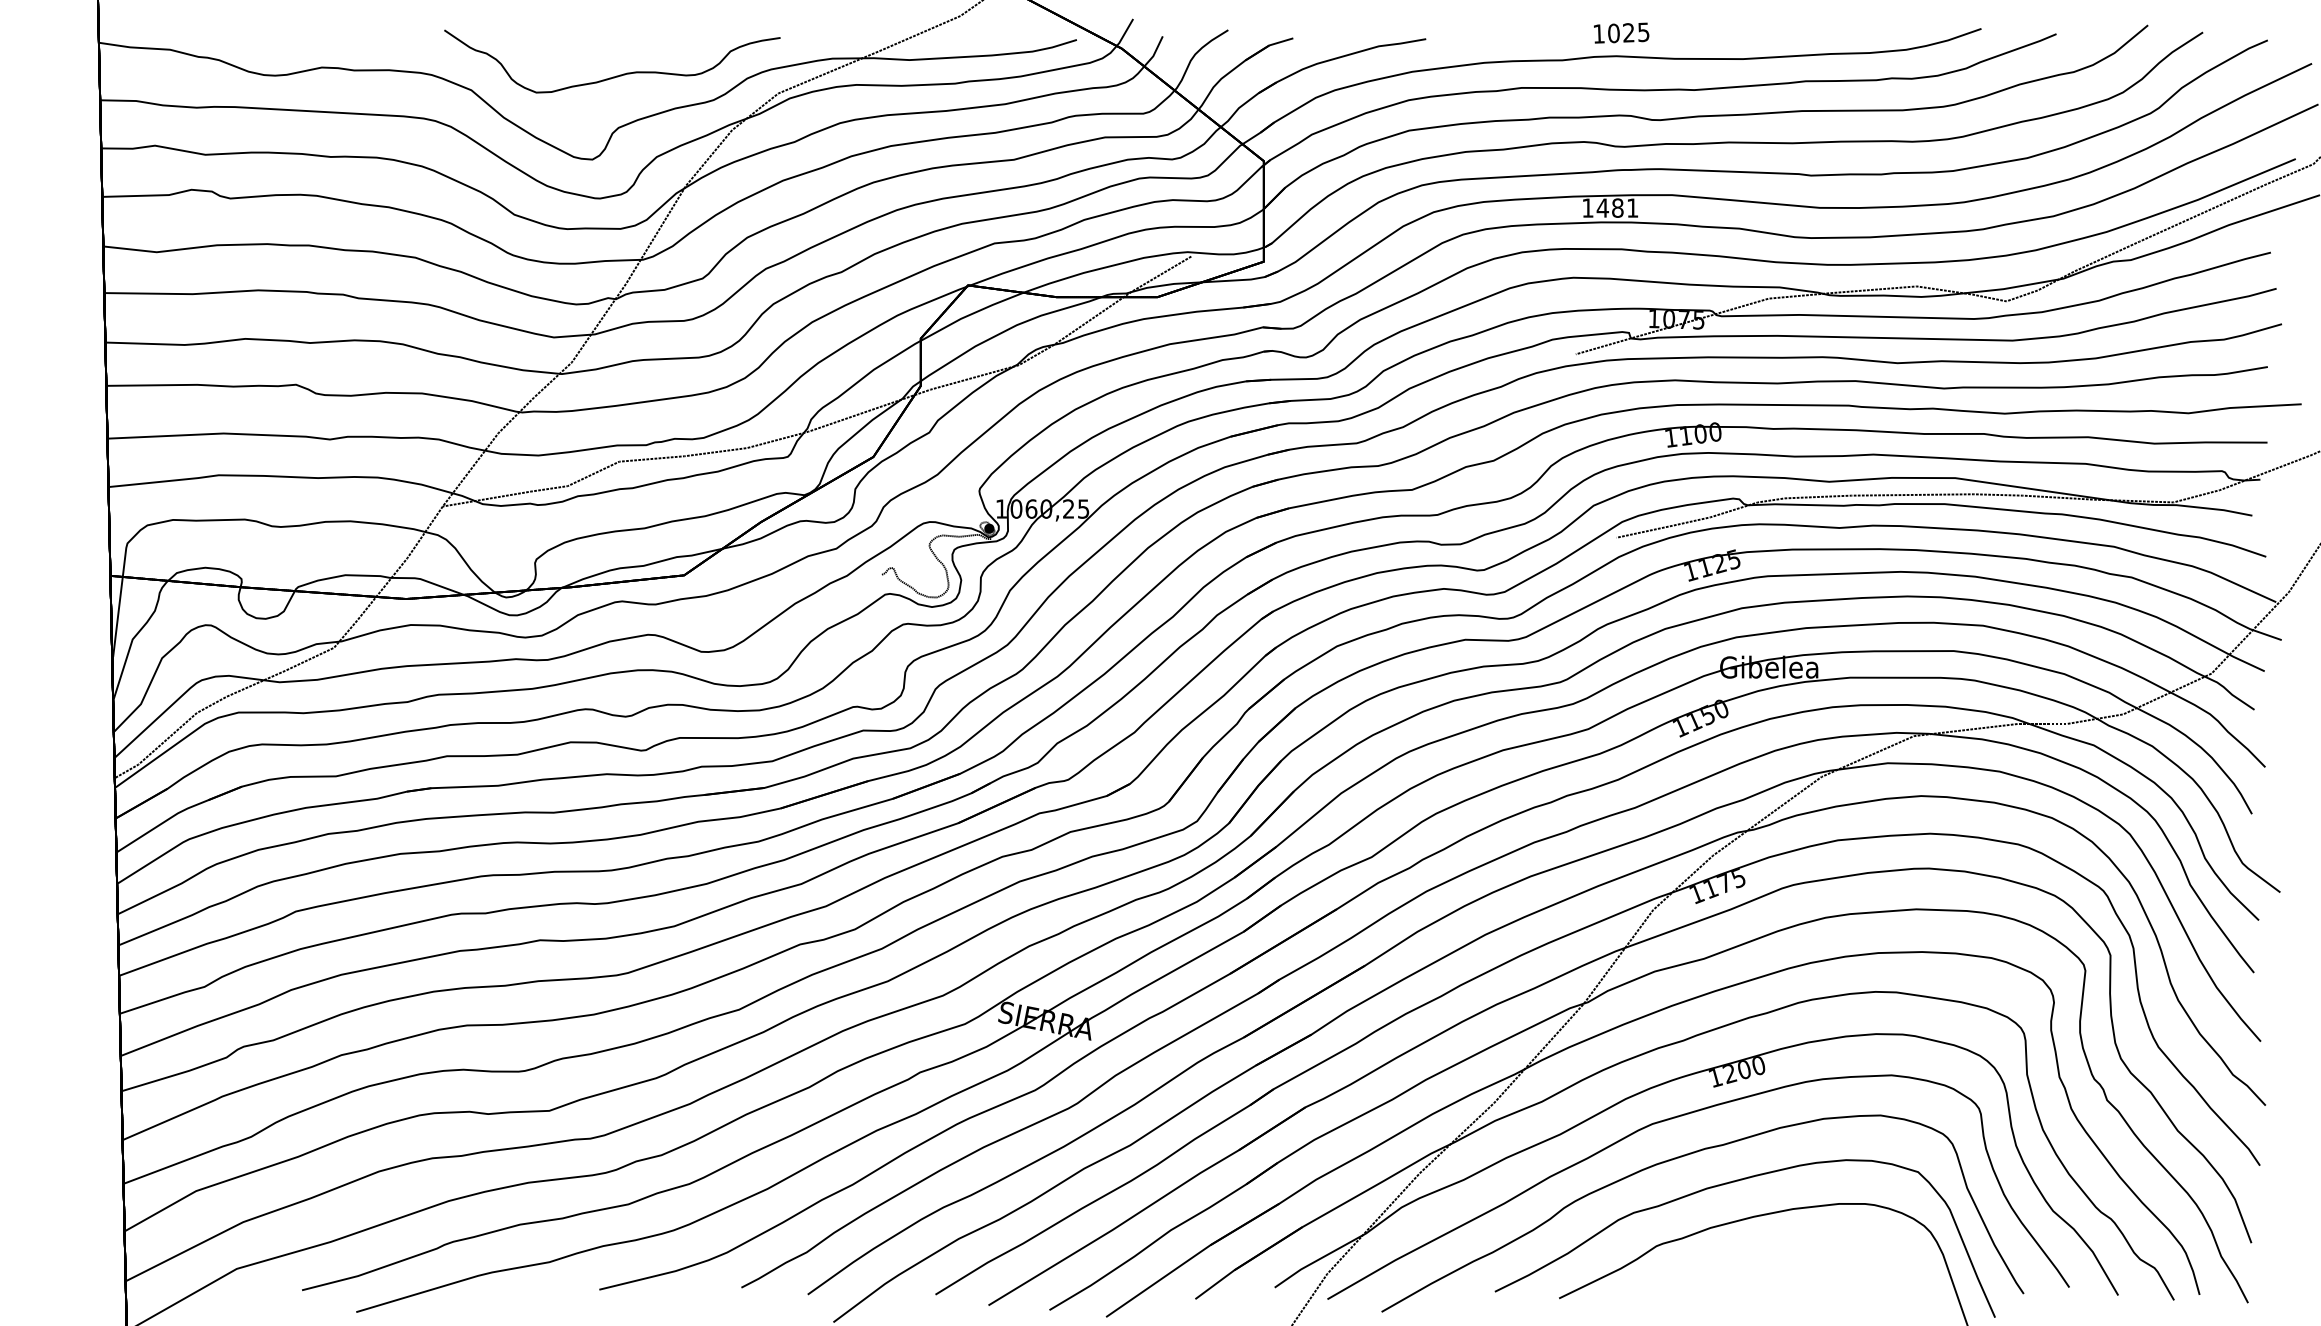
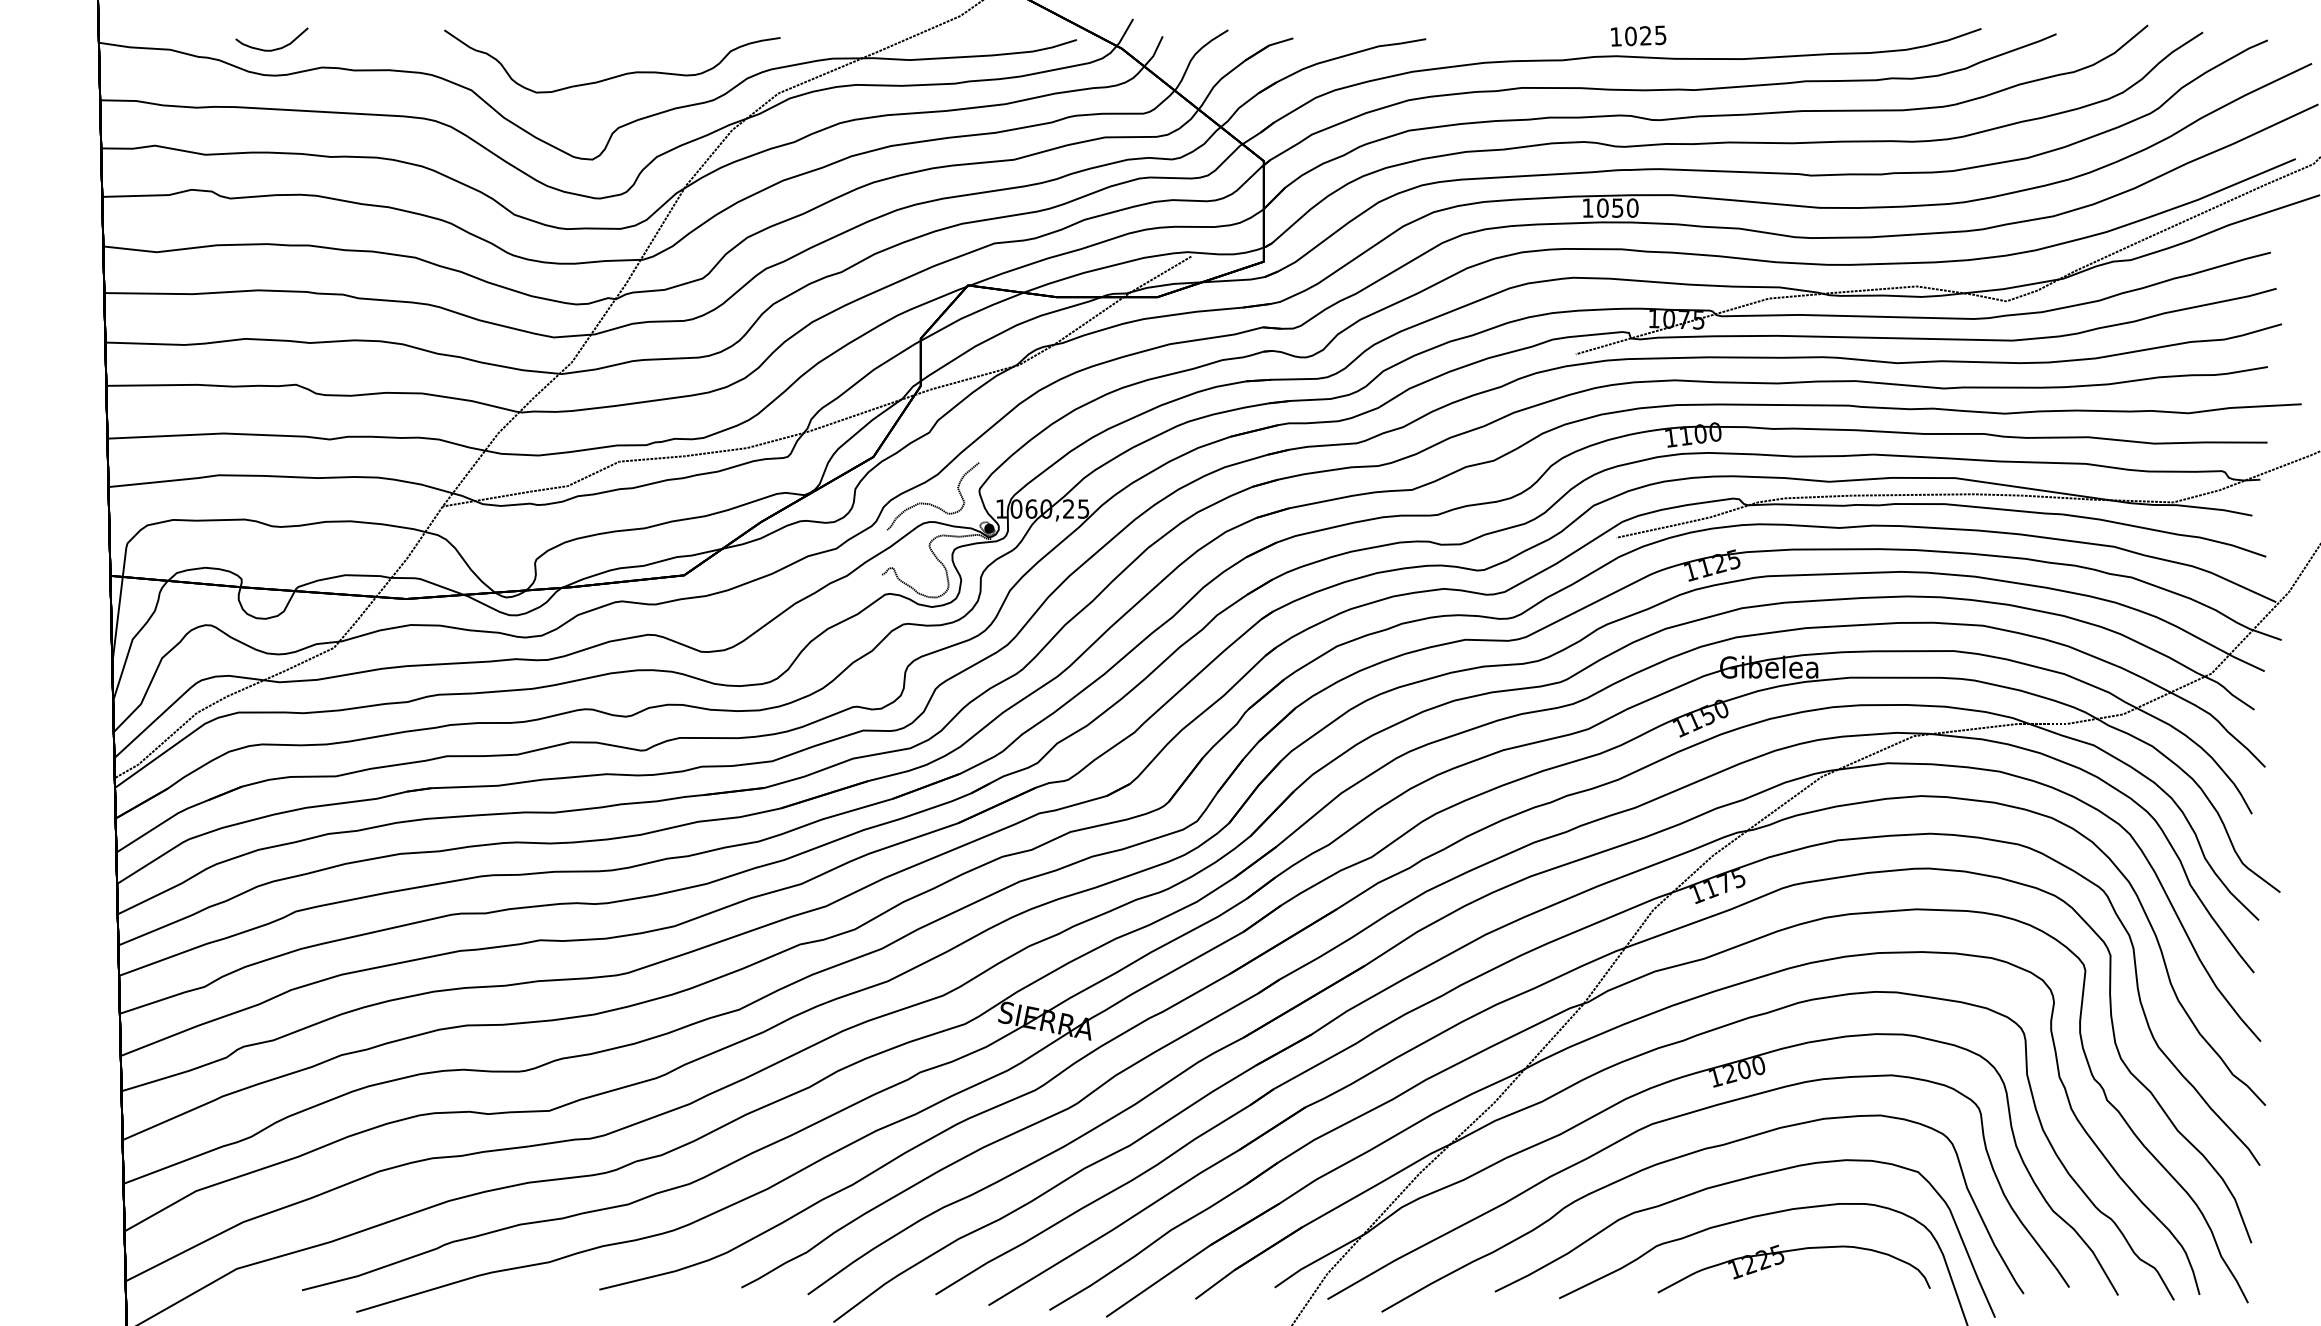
text position: (1621, 32) -> (1638, 35) (1638, 35)
curve: none -> present (275, 48)
text: 1481 -> 1050 (1617, 207)
curve: none -> present (930, 503)
part: none -> present (1783, 1262)
